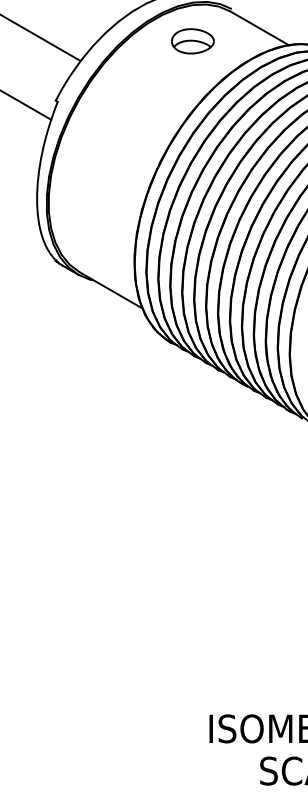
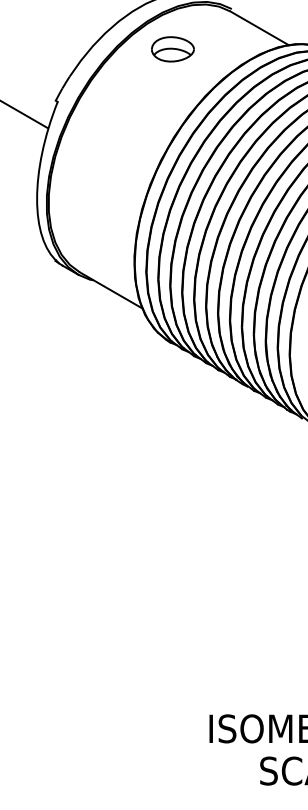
line: present -> none (41, 38)
part position: (192, 41) -> (172, 49) (172, 49)
line position: (26, 105) -> (24, 114) (24, 114)
